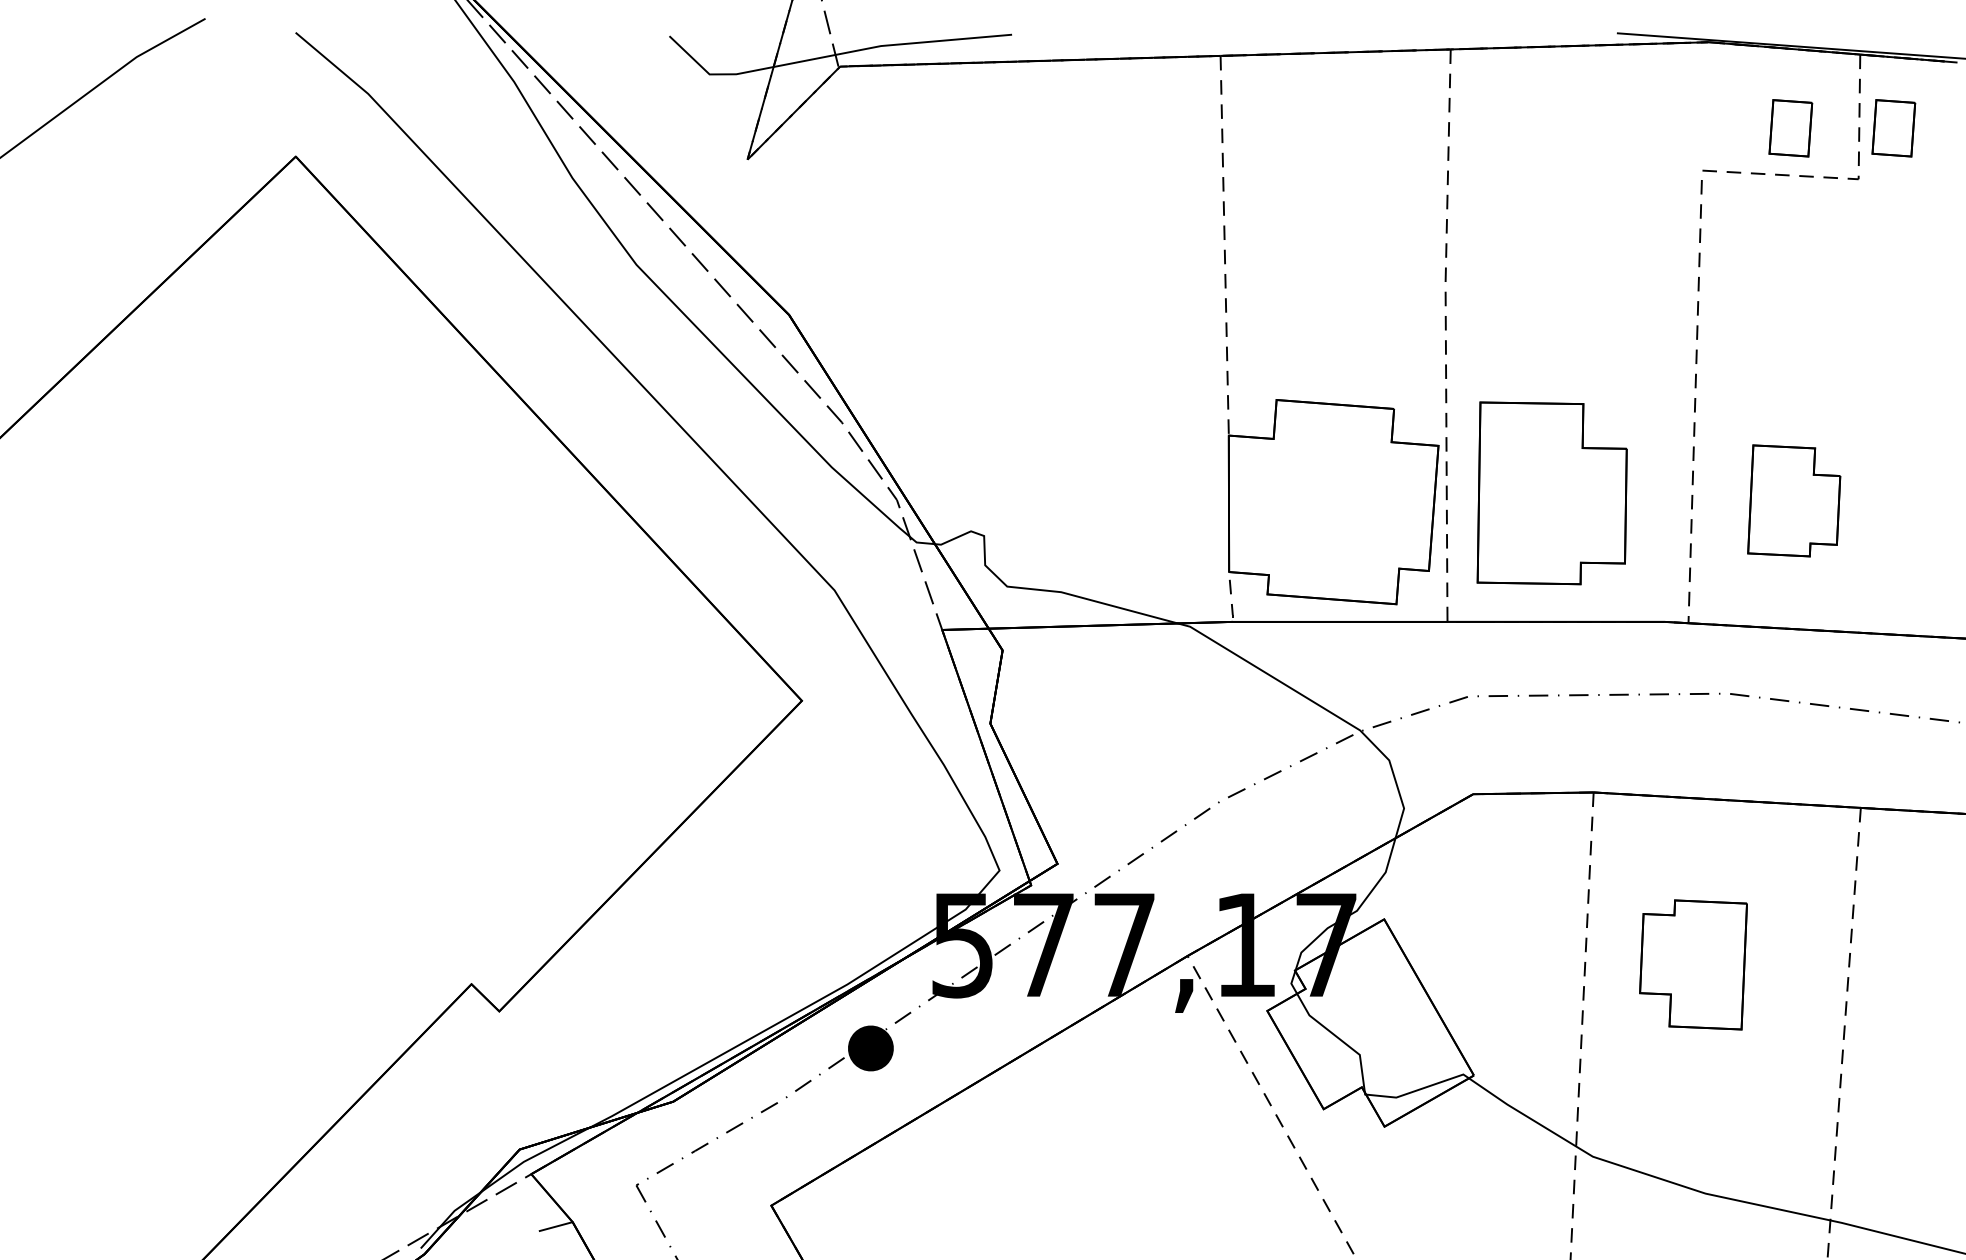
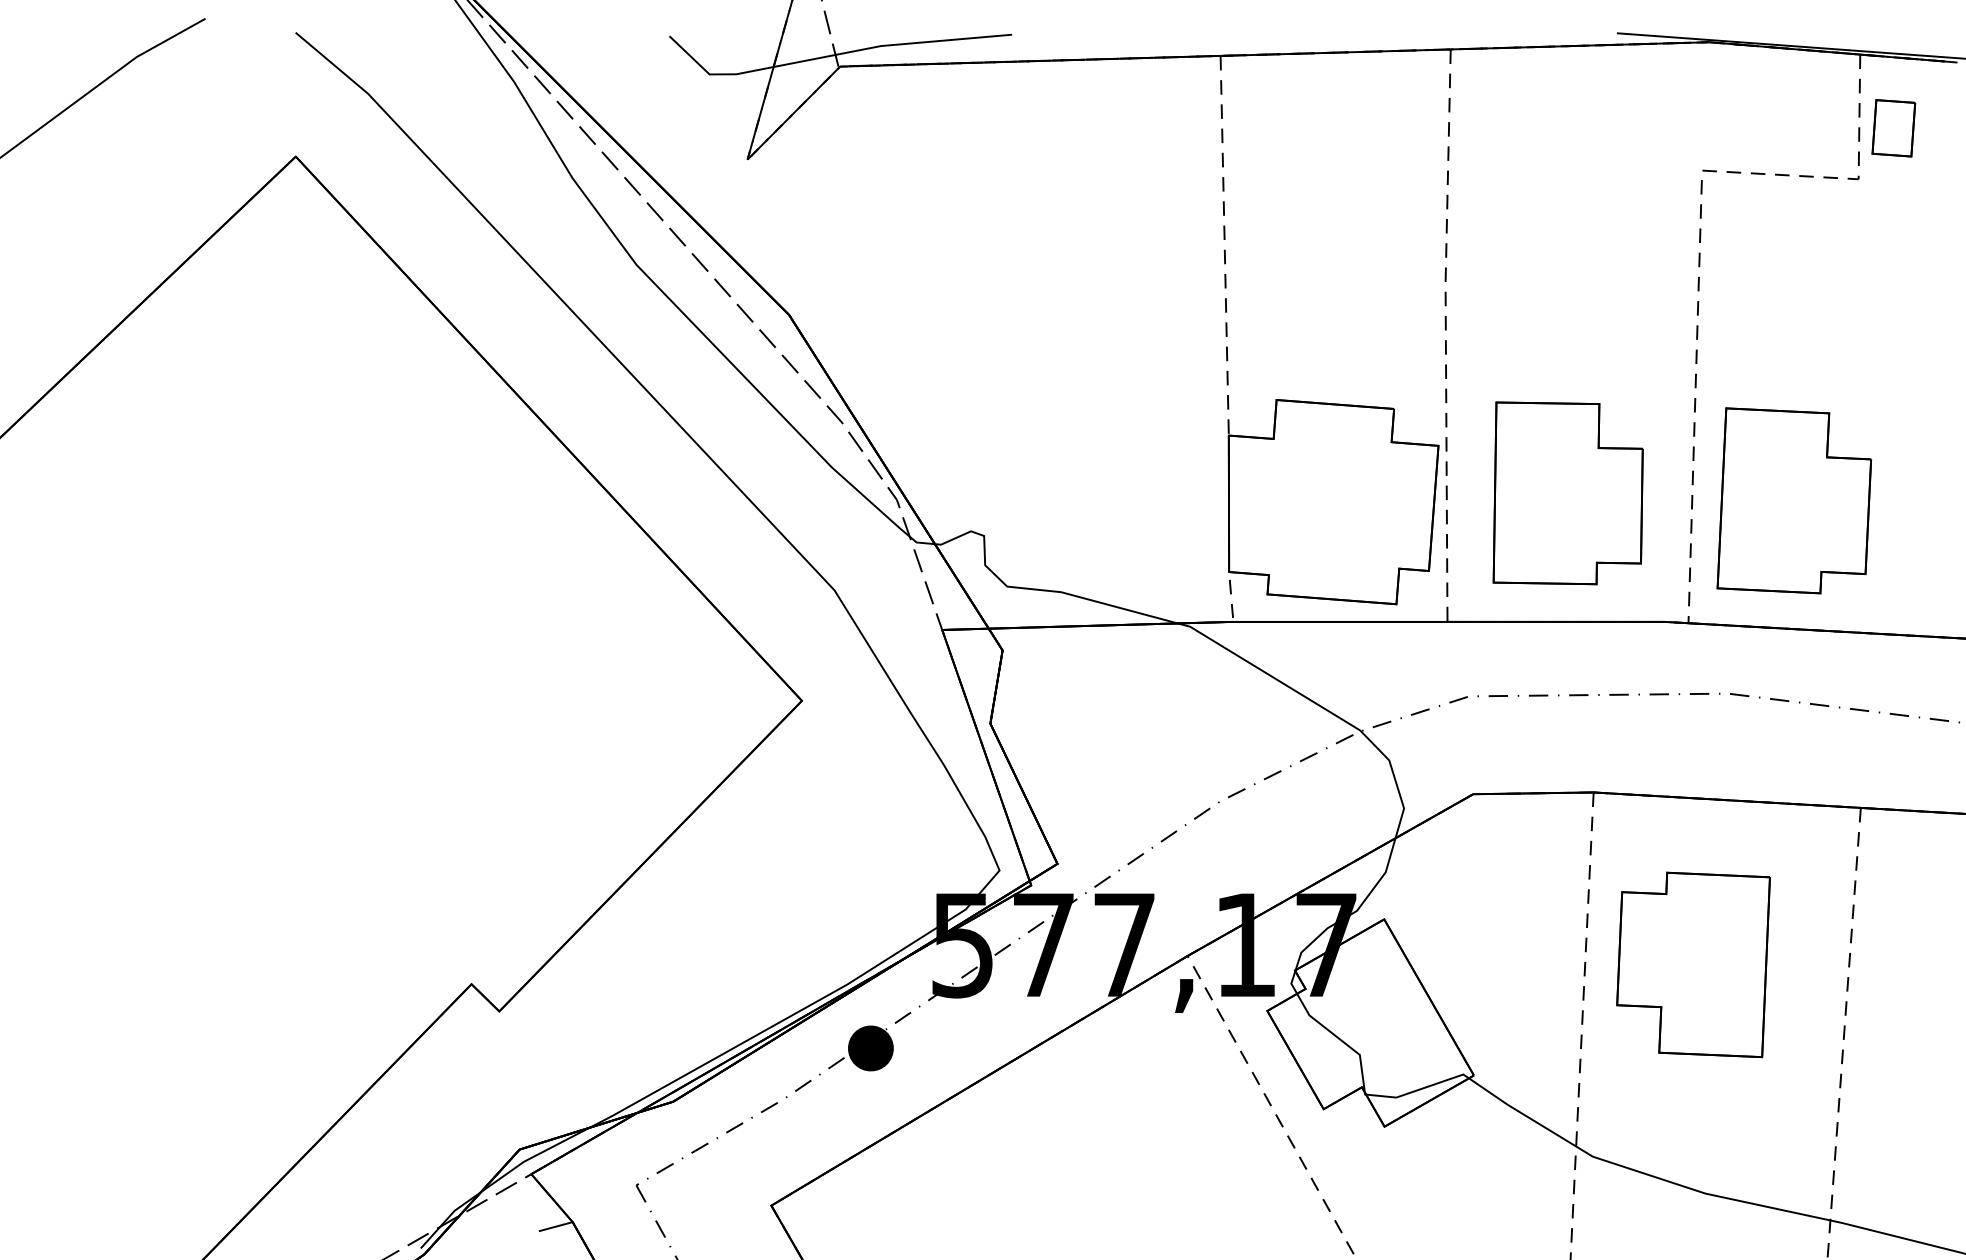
part: present -> none (1790, 128)
part position: (1551, 493) -> (1567, 493) (1567, 493)
part size: 95x114 px -> 156x188 px (1793, 500)
part size: 109x132 px -> 155x188 px (1693, 964)
